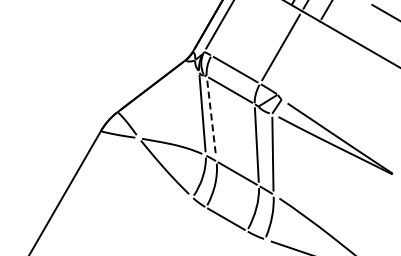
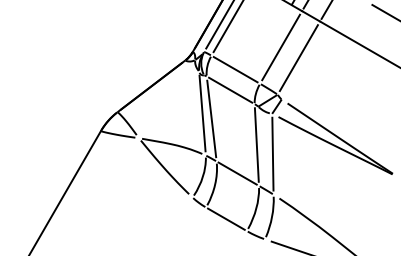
line: none -> present (227, 27)
line: none -> present (298, 58)
line: dashed -> solid (211, 118)
